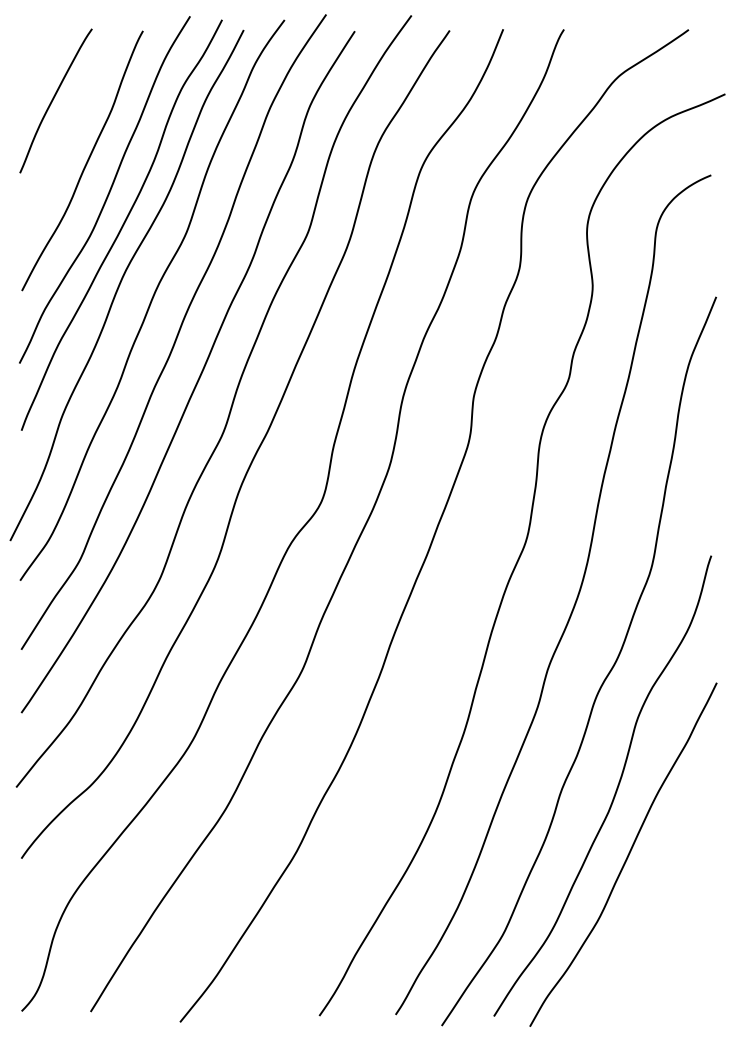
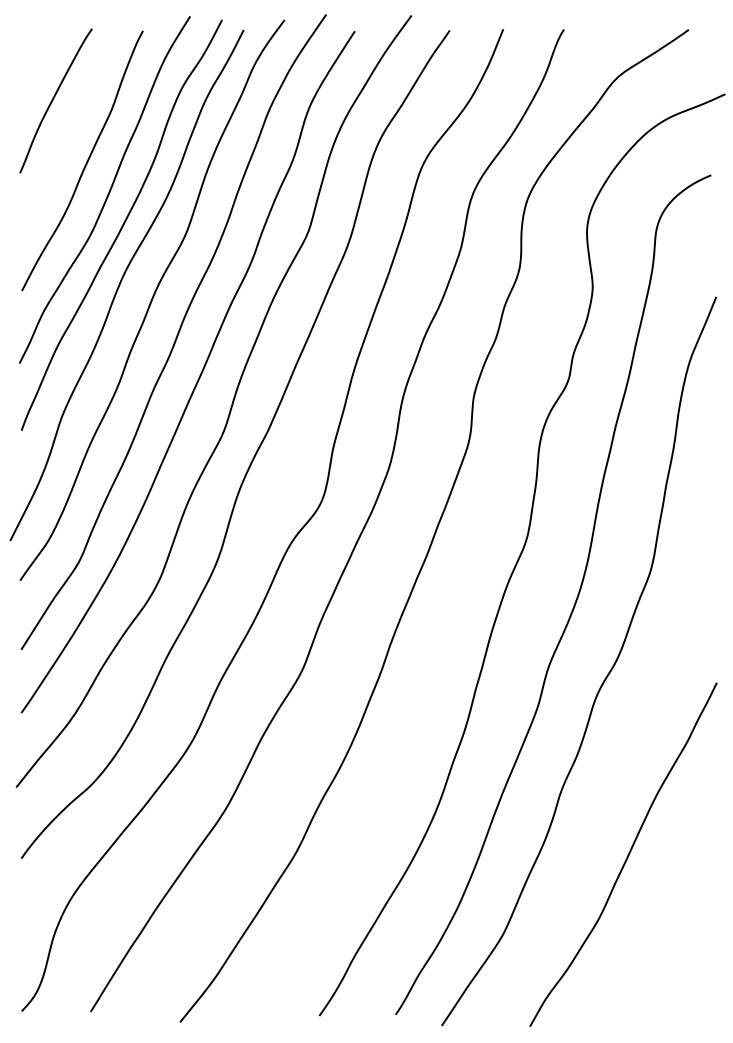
curve: present -> none (615, 790)
